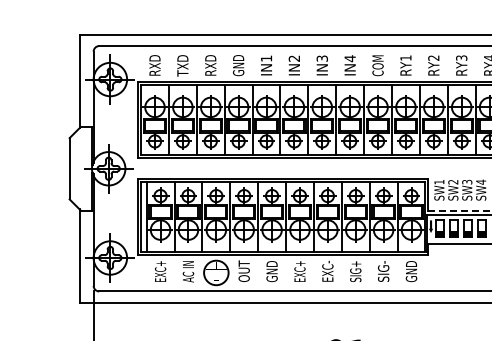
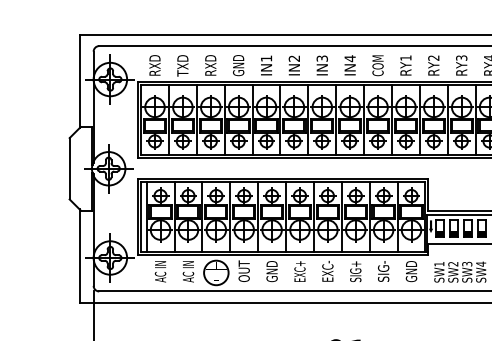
text position: (460, 189) -> (460, 271) (460, 271)
line: dashed -> solid (460, 210)
text: EXC+ -> AC IN (160, 271)
